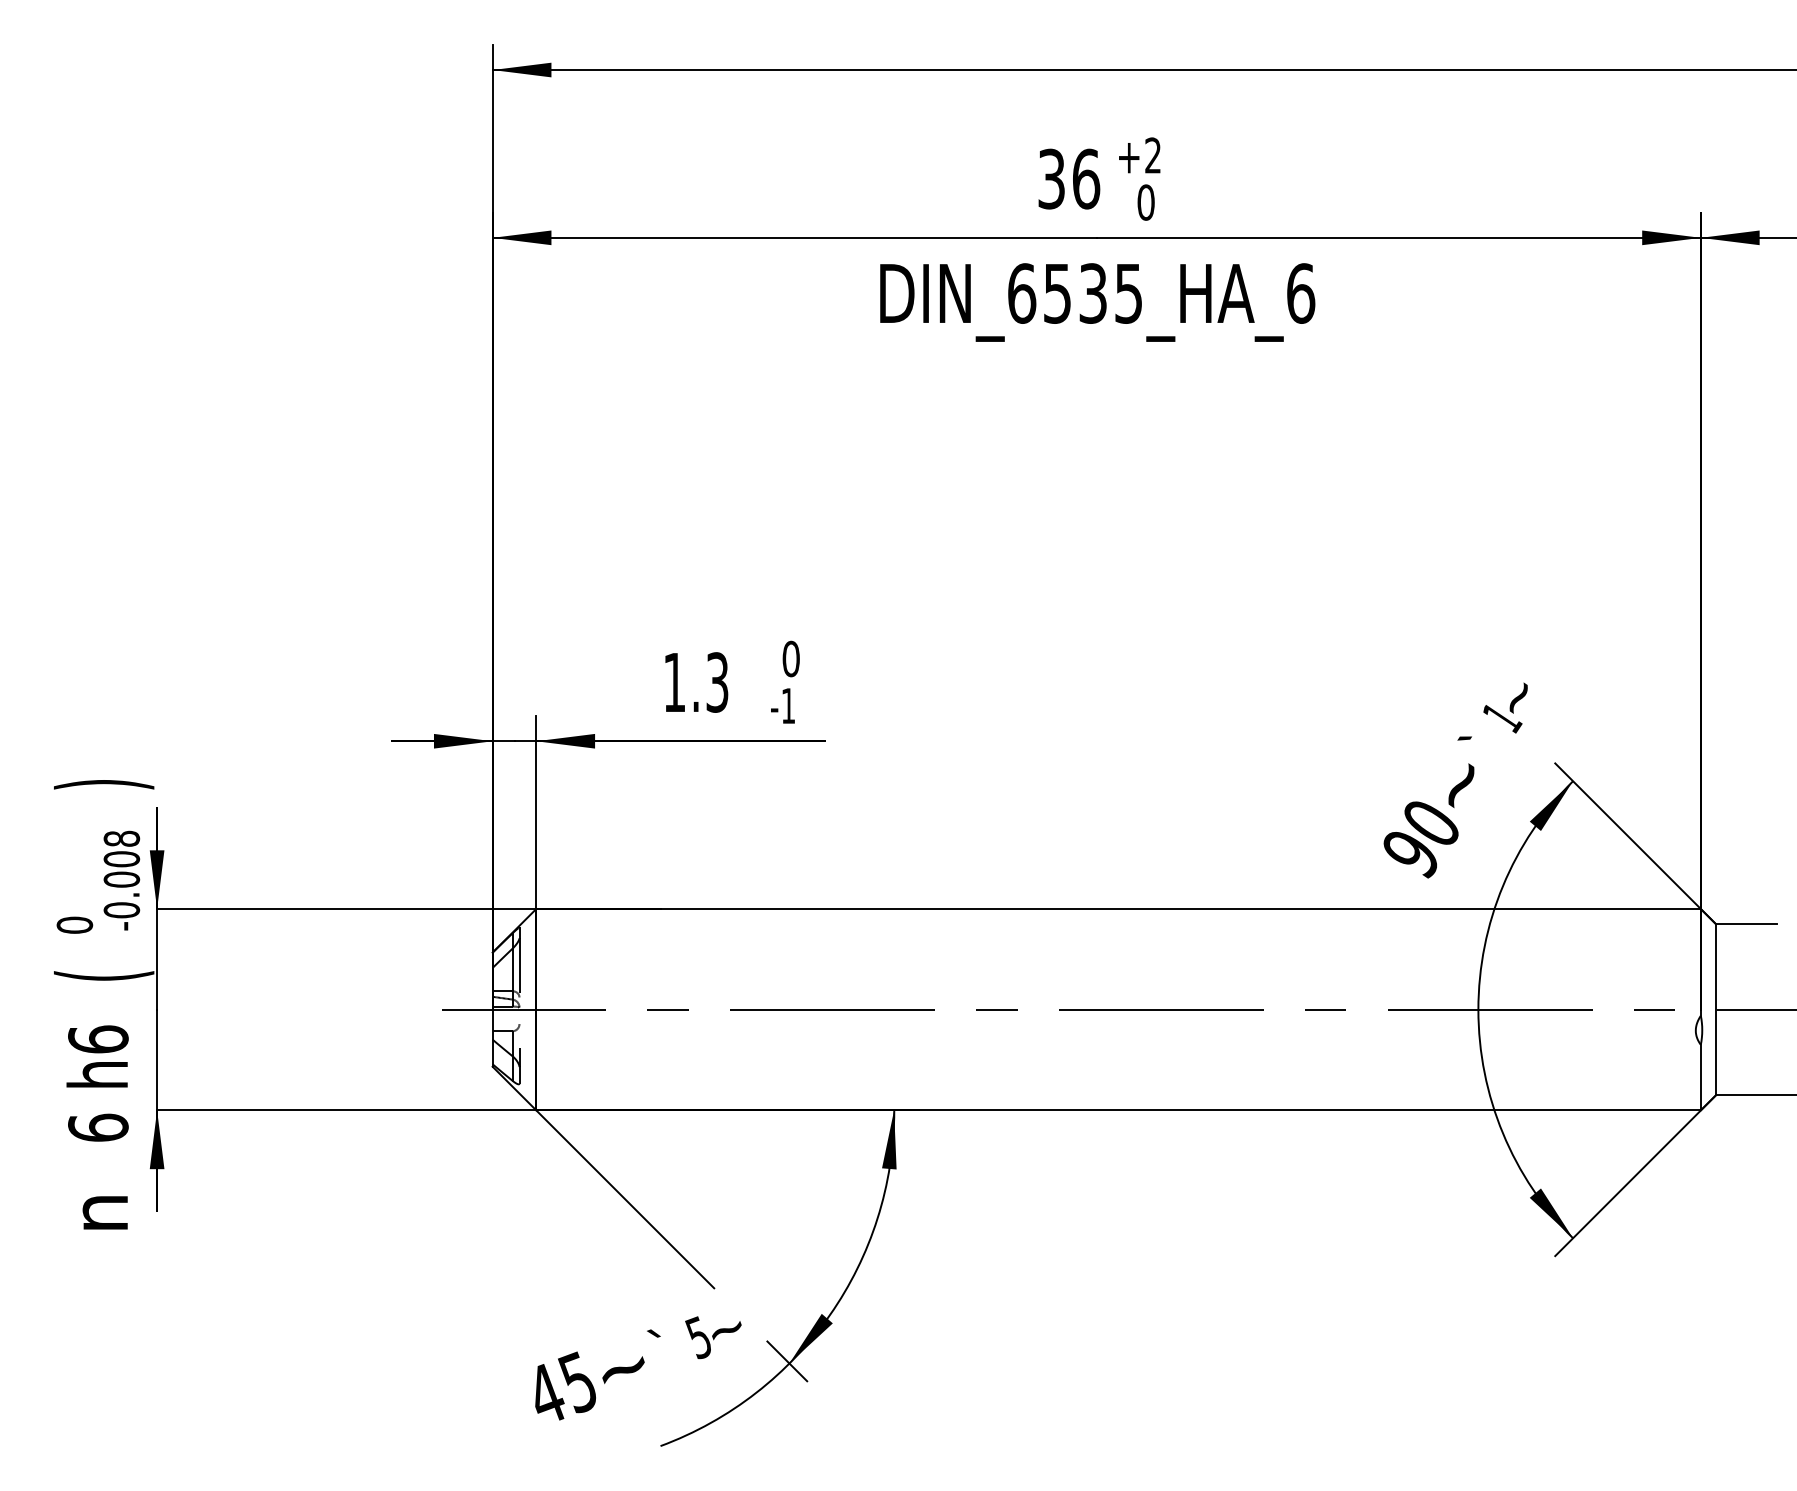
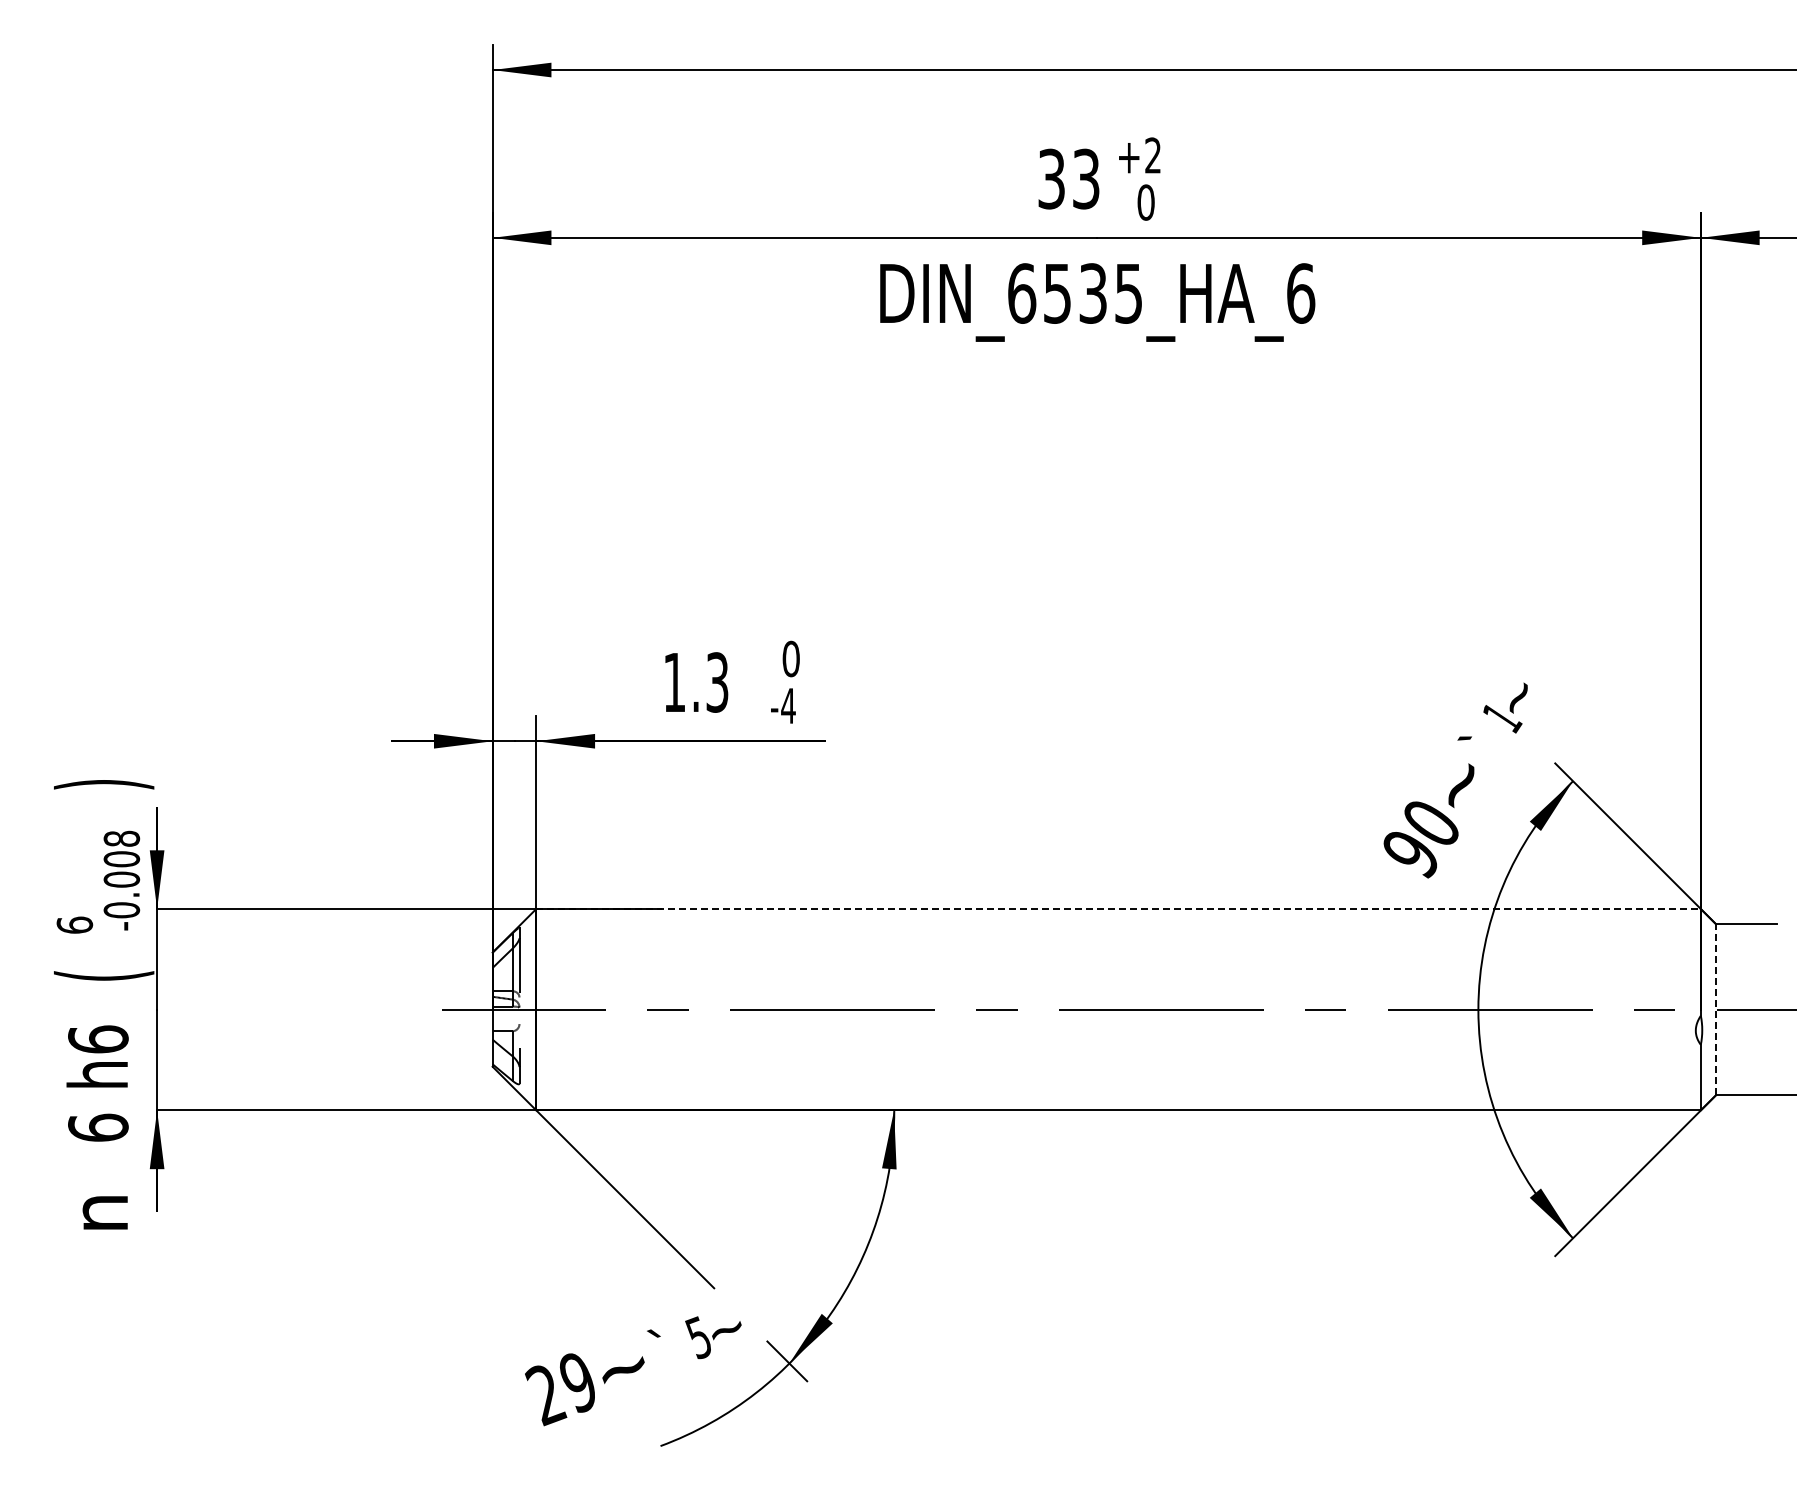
text: 36 -> 33 (1086, 178)
text: -1 -> -4 (788, 705)
line: solid -> dashed (1119, 909)
text: 0 -> 6 (74, 924)
line: solid -> dashed (1715, 1009)
text: 45 -> 29 (560, 1388)
